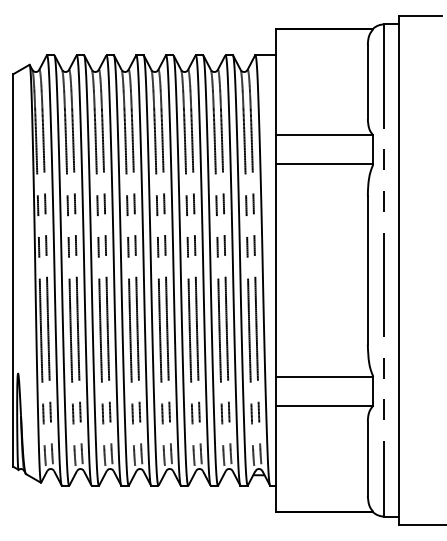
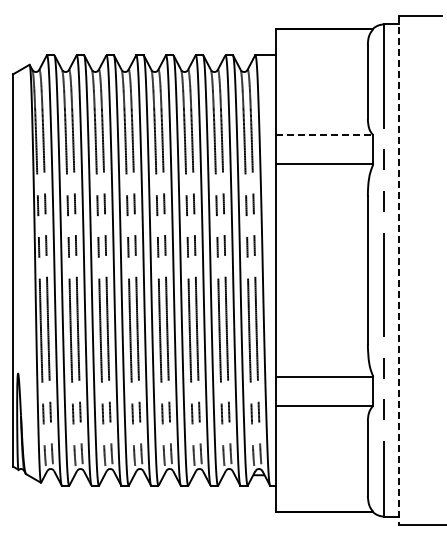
line: solid -> dashed (324, 135)
line: solid -> dashed (399, 271)
